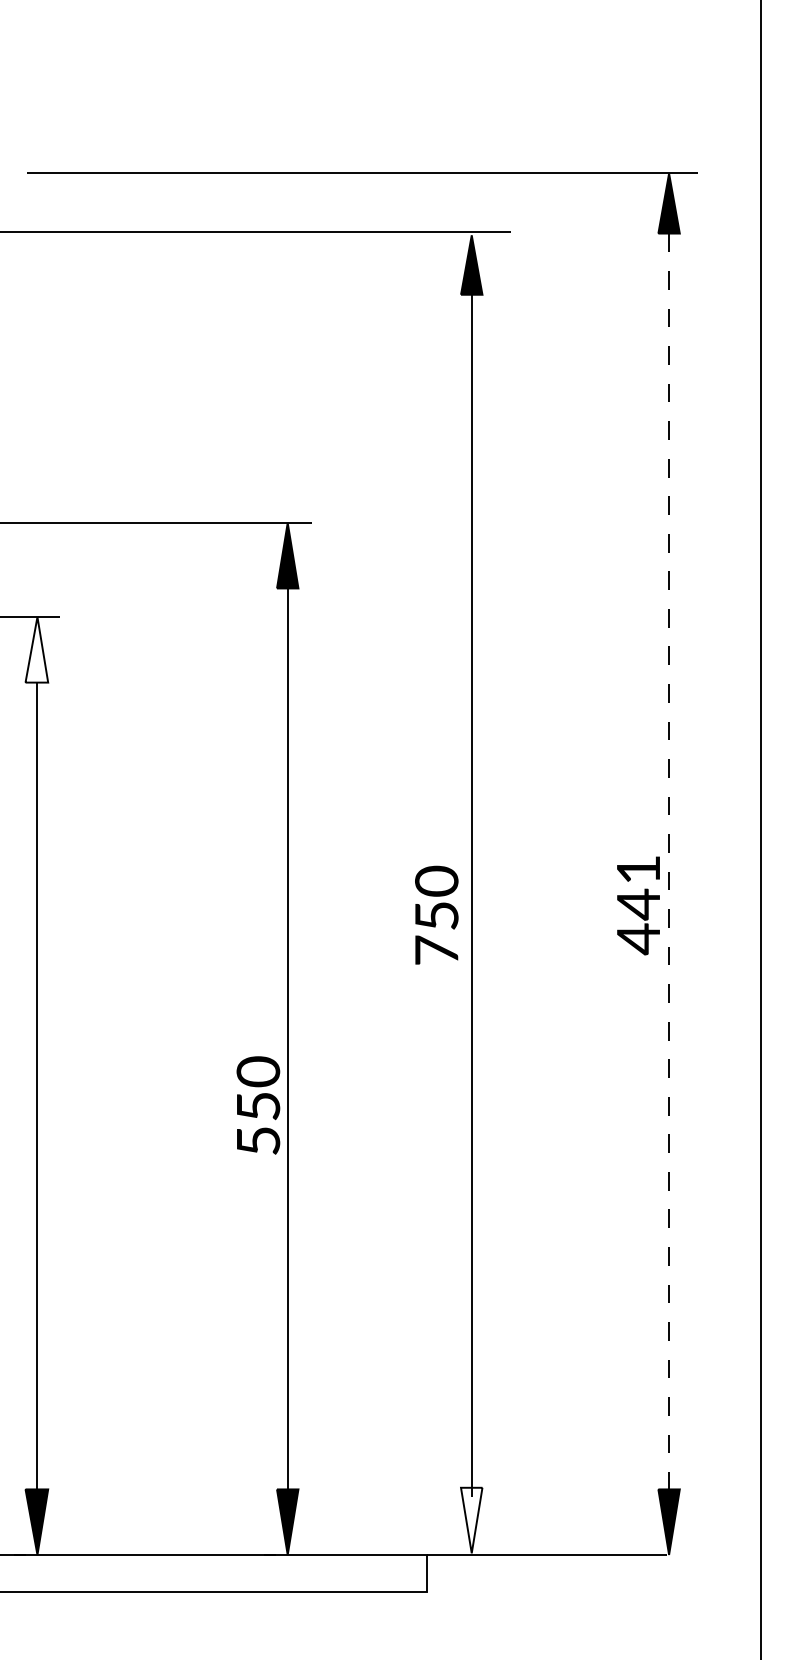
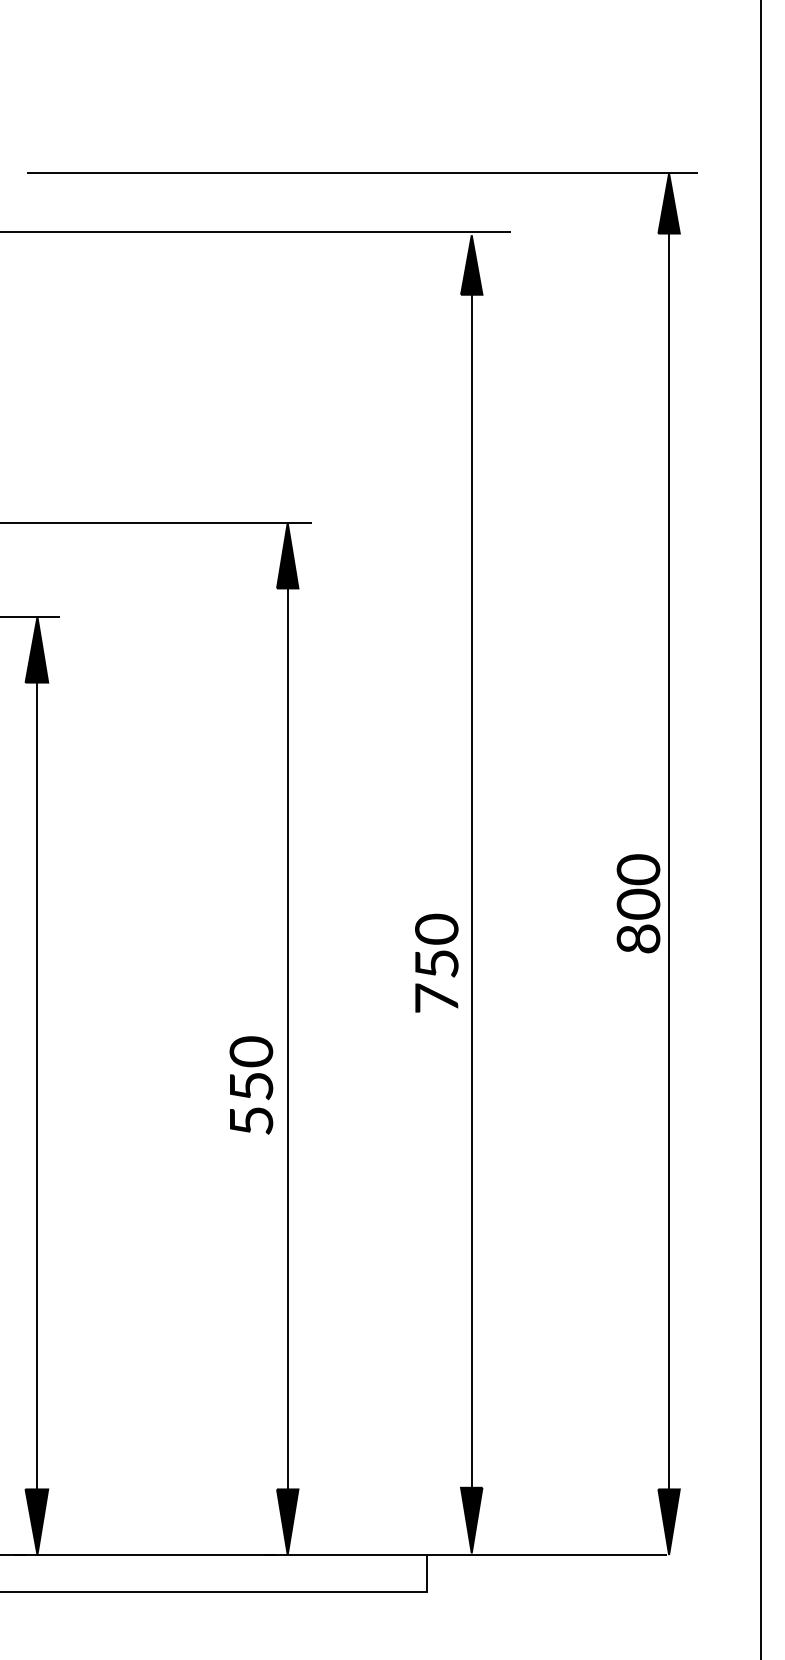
fill: none -> present (36, 649)
line: dashed -> solid (669, 861)
text: 441 -> 800 (638, 904)
text position: (436, 914) -> (436, 962) (436, 962)
text position: (258, 1105) -> (251, 1085) (251, 1085)
fill: none -> present (471, 1520)
